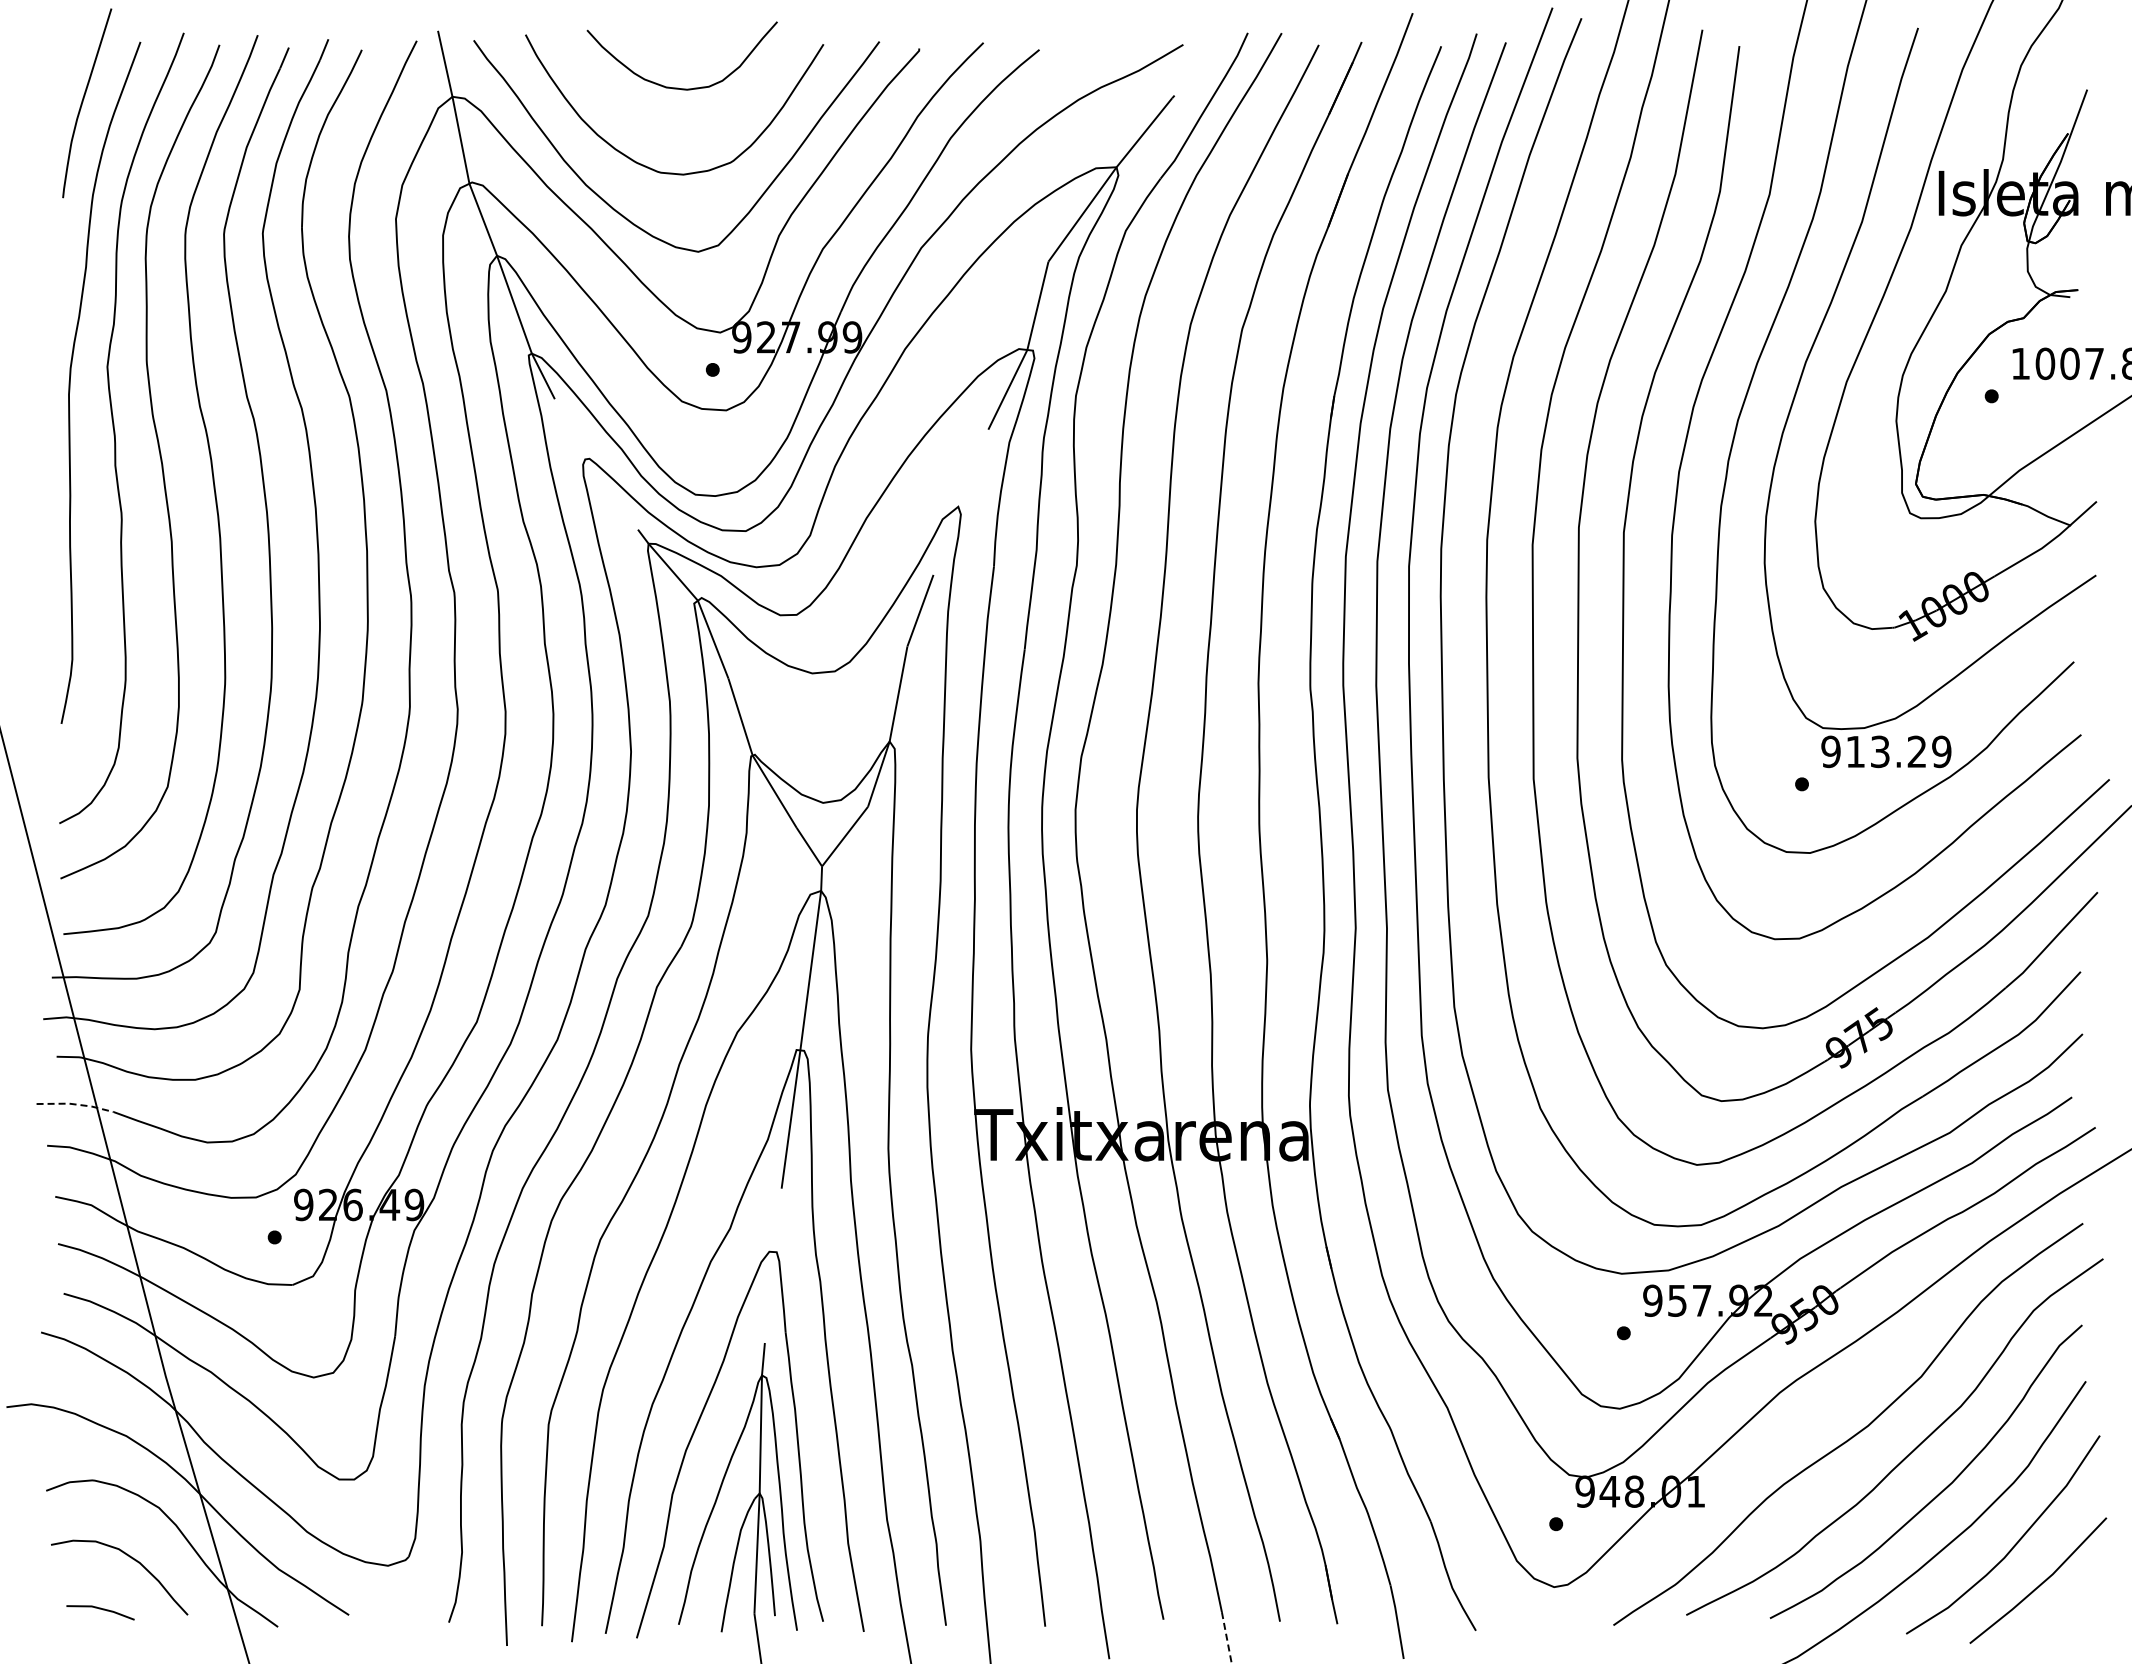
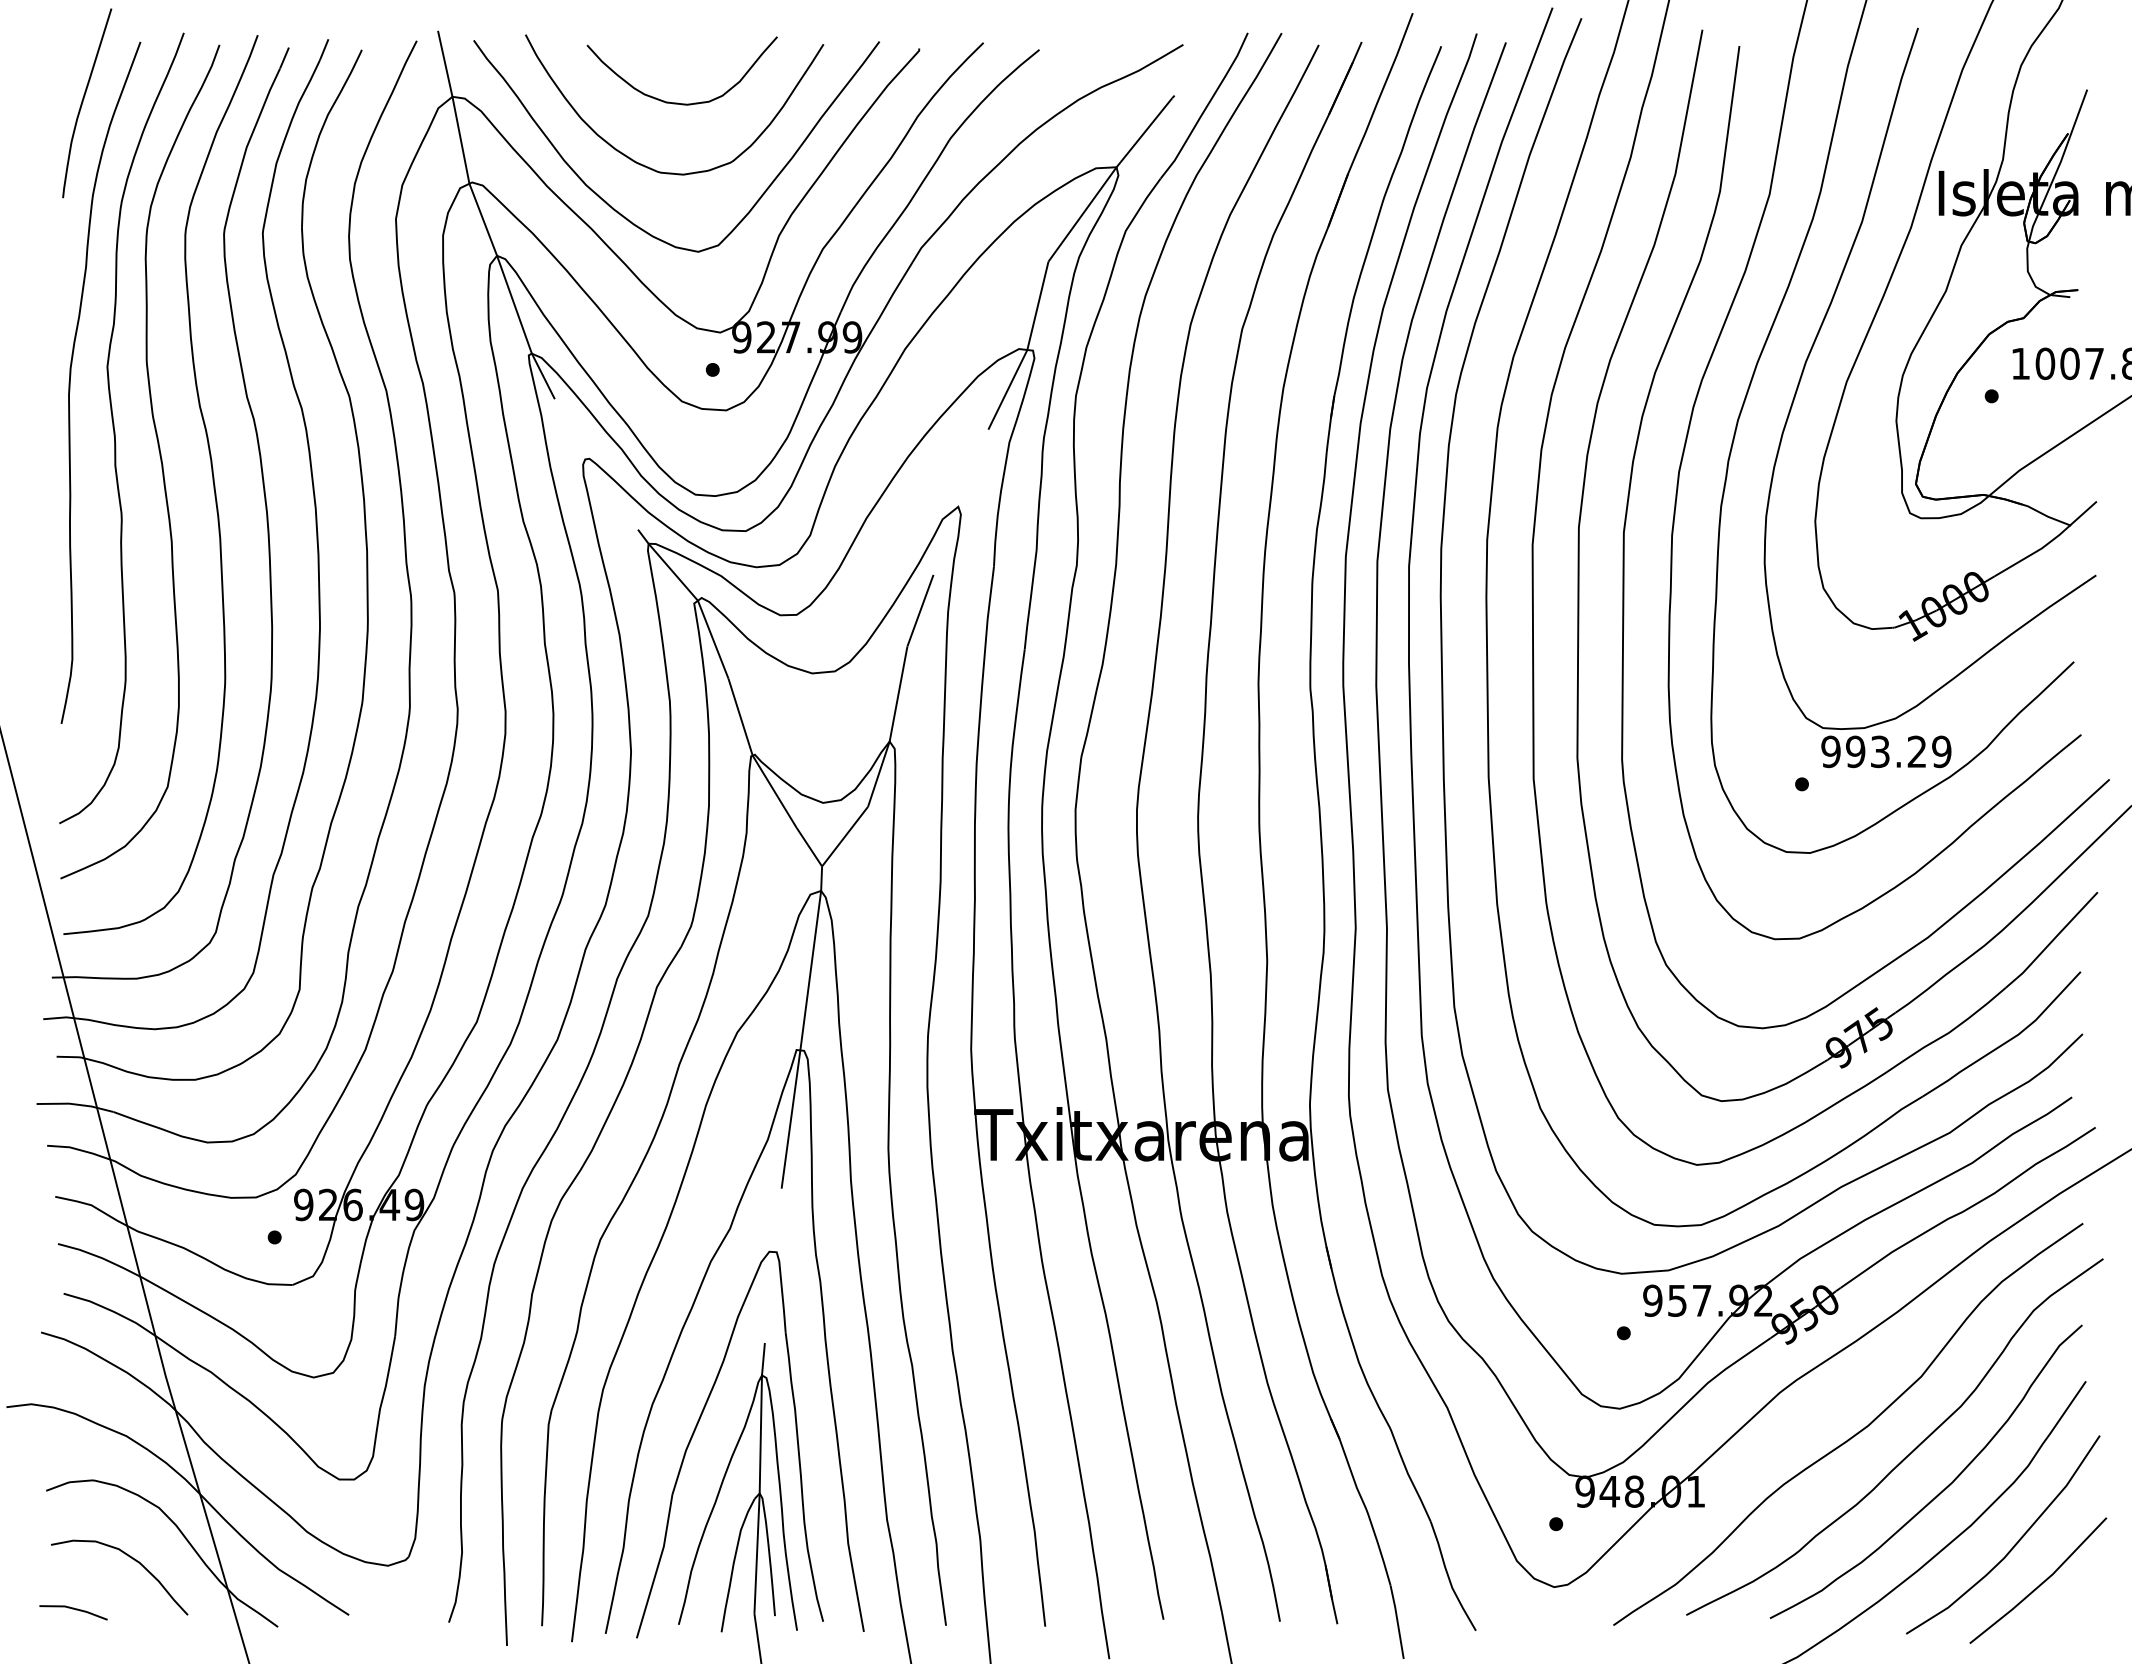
curve position: (678, 87) -> (678, 102) (678, 102)
text: 913.29 -> 993.29 (1855, 751)
line: dashed -> solid (76, 1104)
line position: (100, 1609) -> (73, 1609) (73, 1609)
line: dashed -> solid (1226, 1637)
